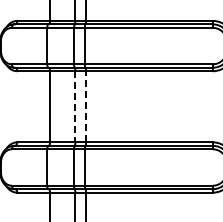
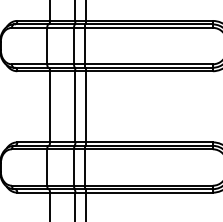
line: dashed -> solid (75, 106)
line: dashed -> solid (86, 106)
